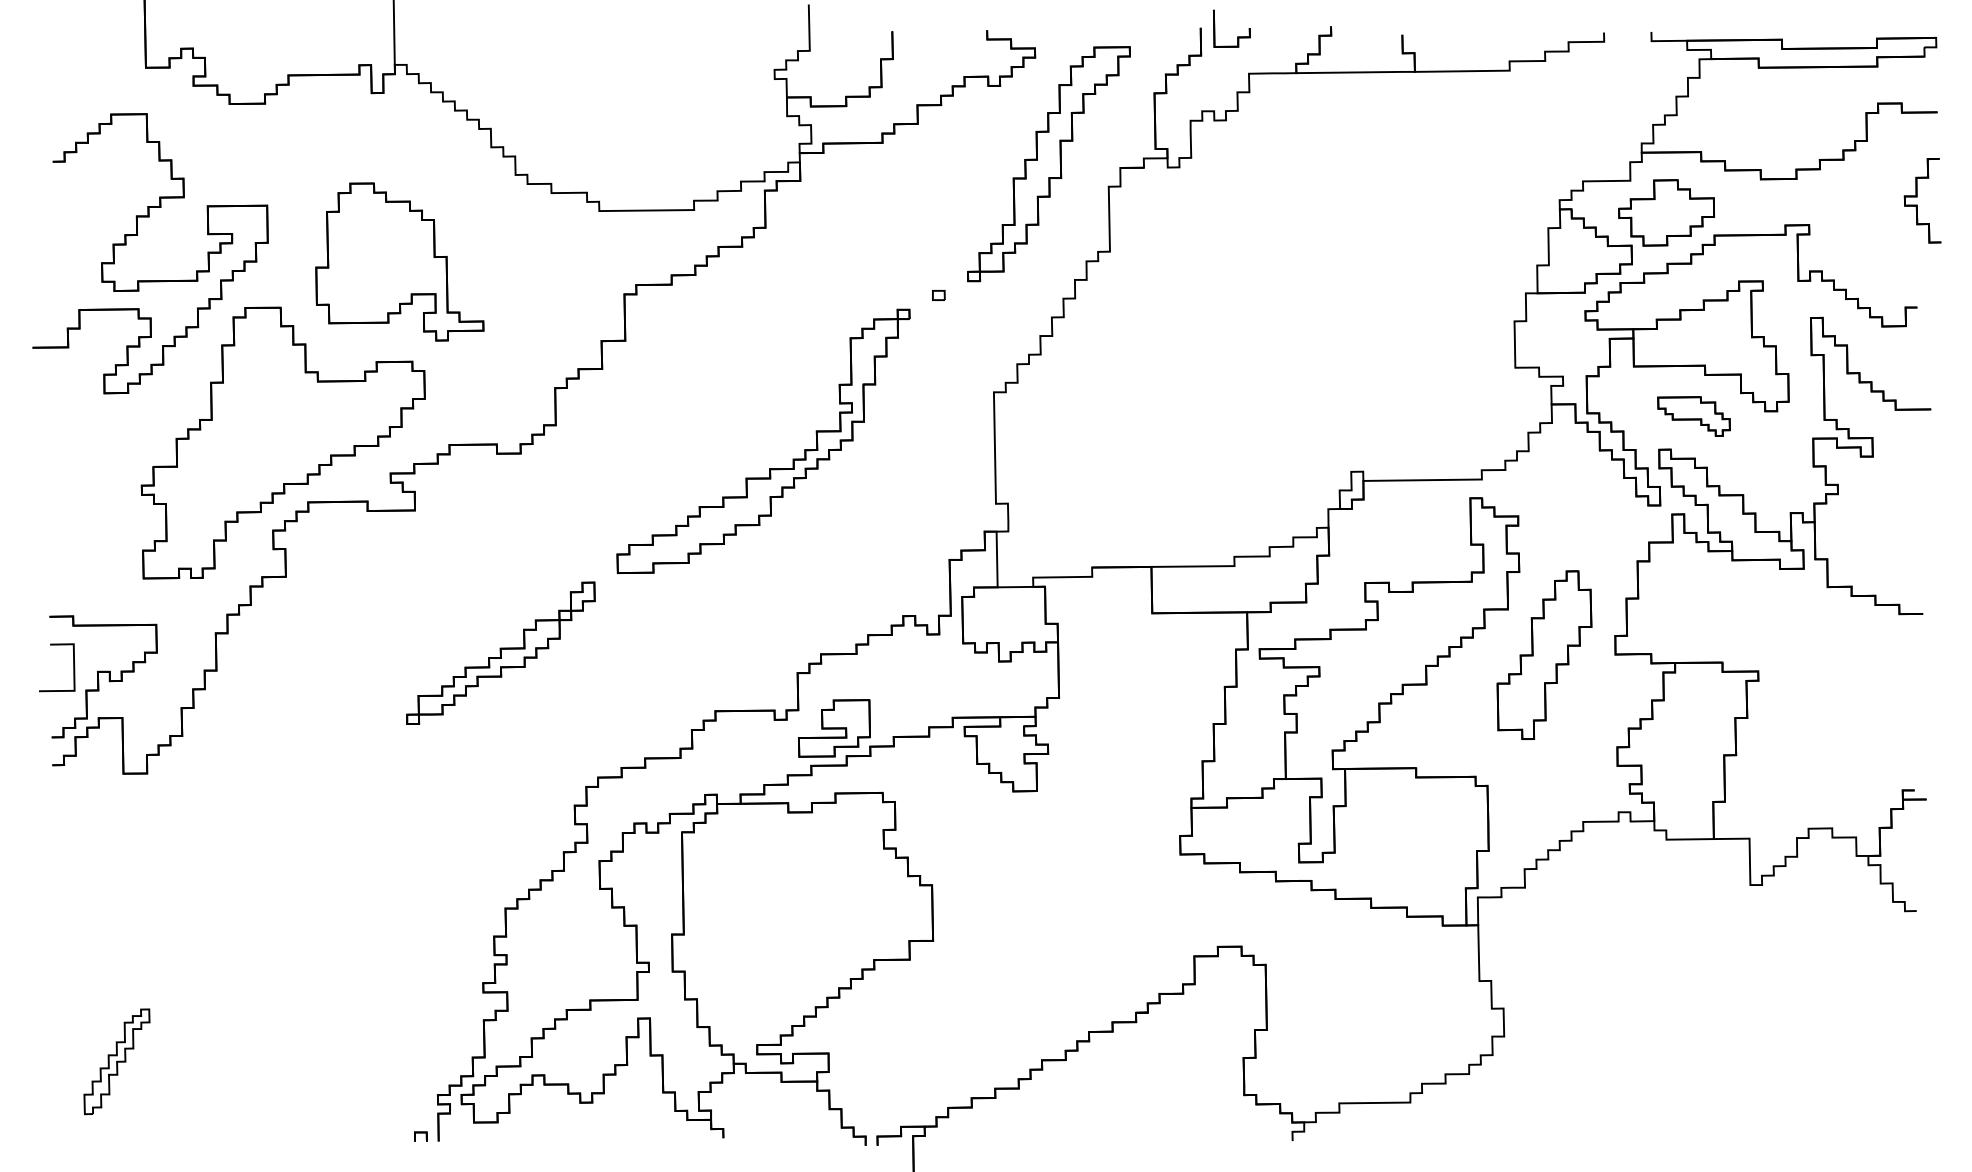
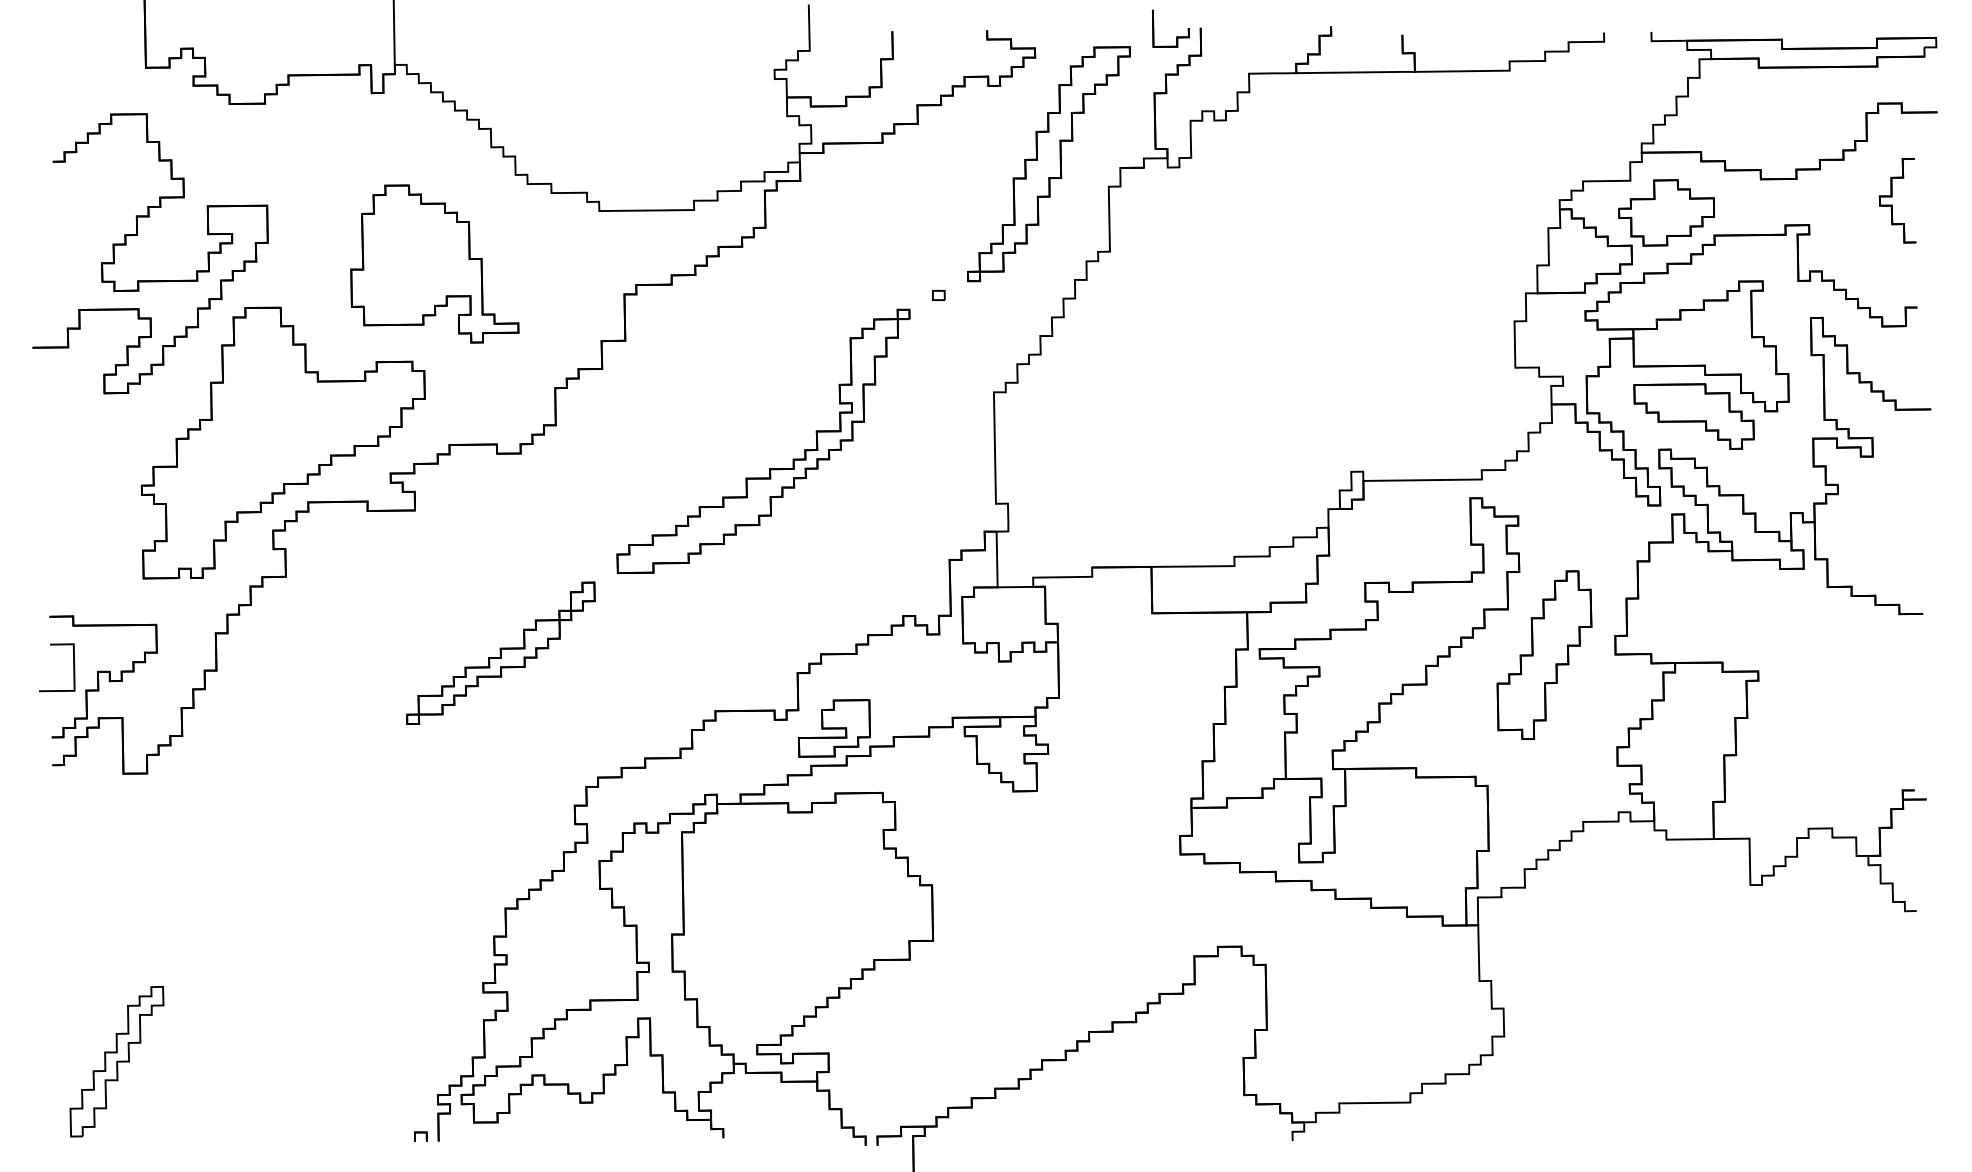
part position: (1237, 36) -> (1176, 36) (1176, 36)
part position: (1922, 200) -> (1897, 200) (1897, 200)
part position: (399, 261) -> (434, 263) (434, 263)
part size: 74x41 px -> 122x67 px (1693, 416)
part size: 68x108 px -> 96x152 px (116, 1061)
